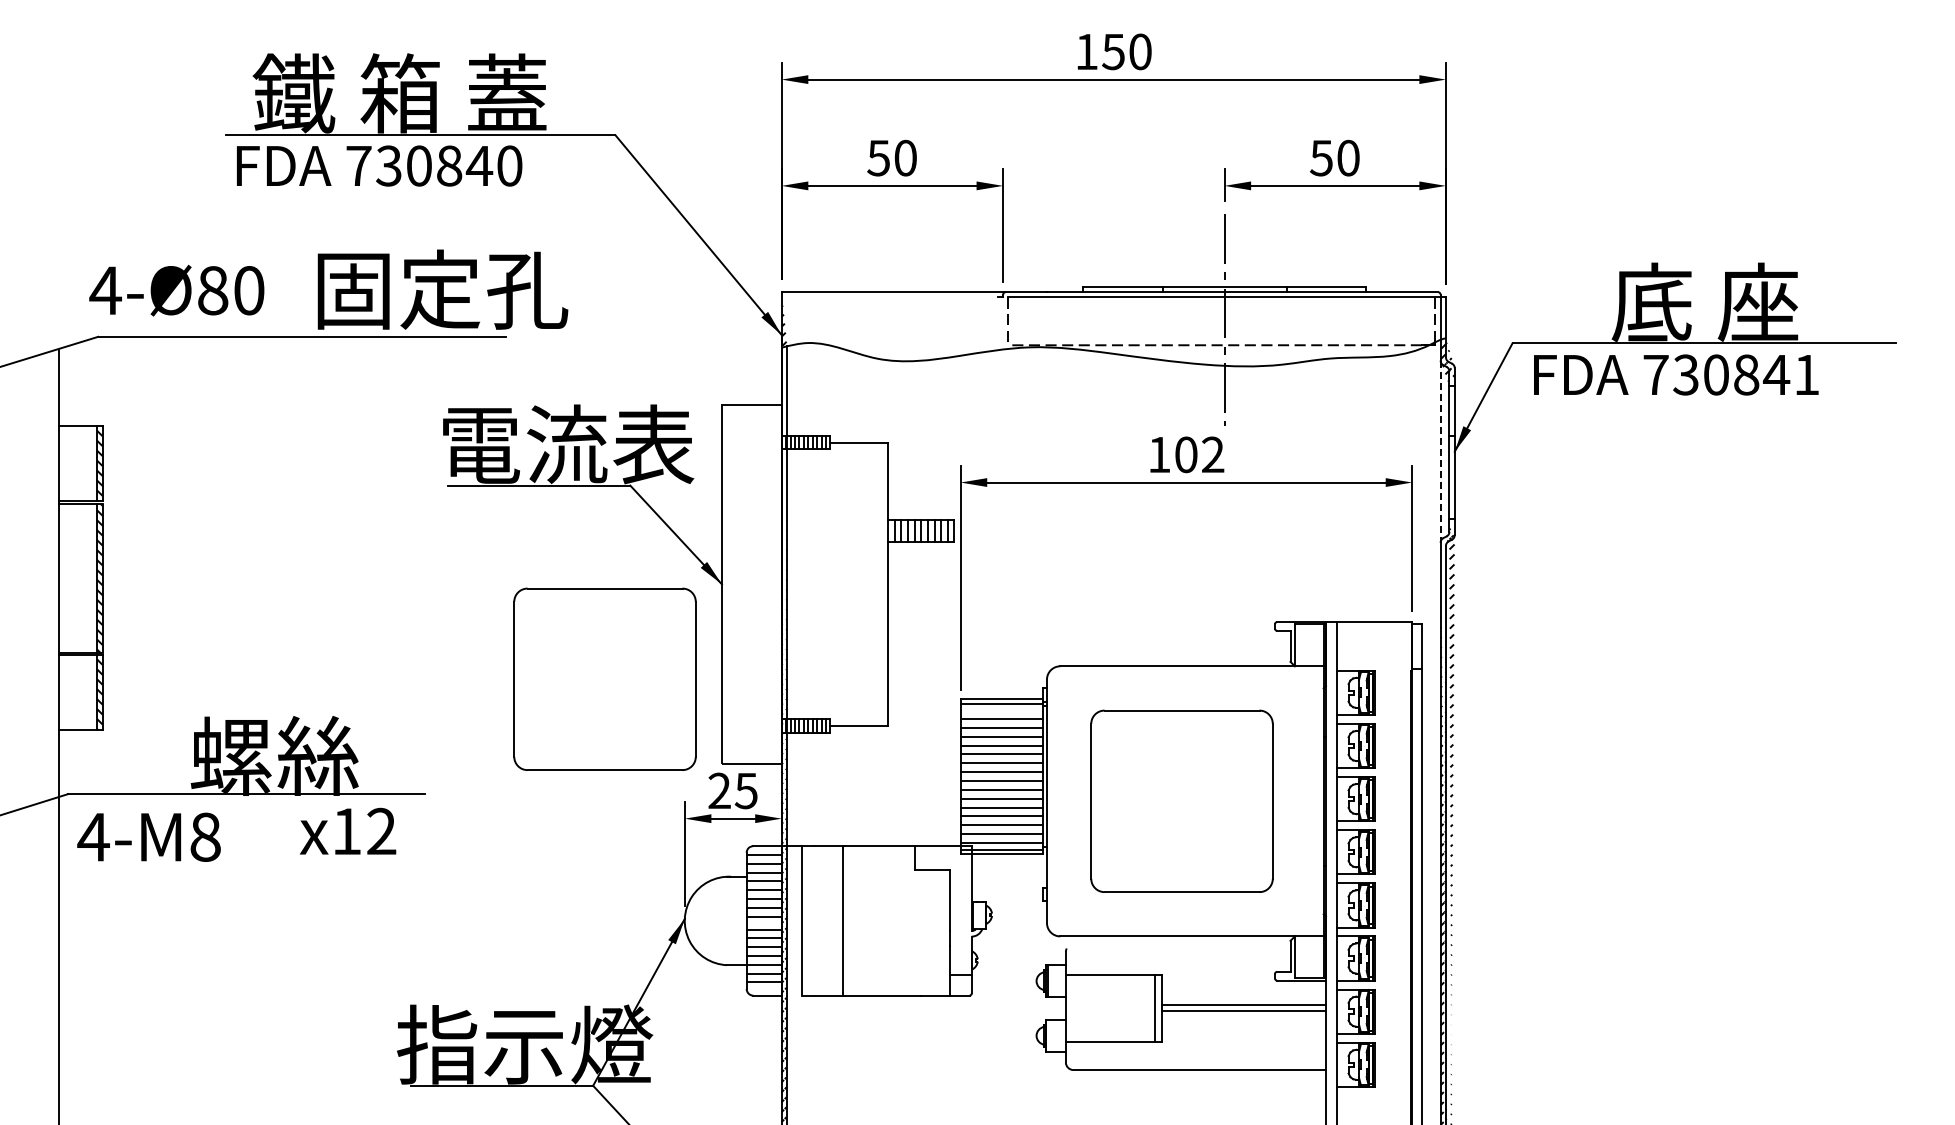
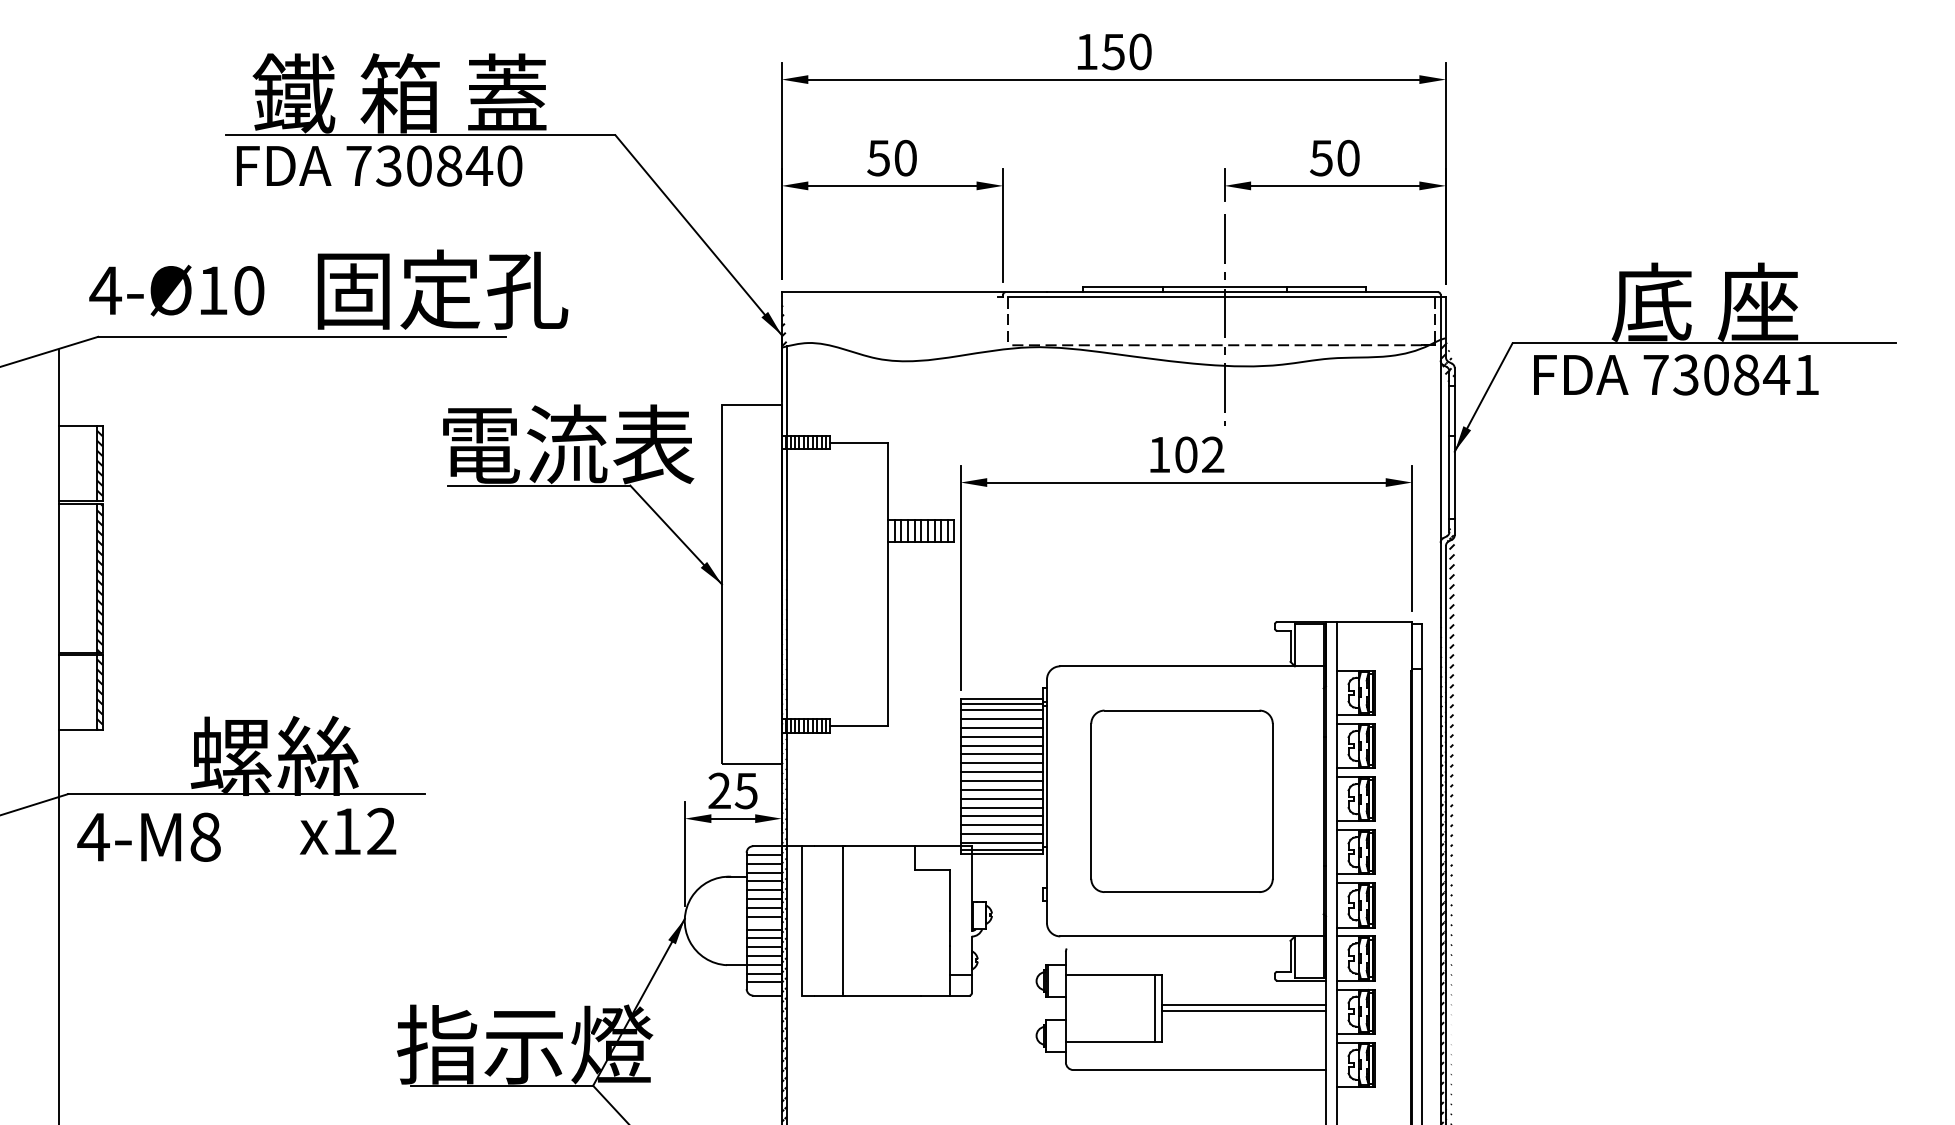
text: 4-Ø80 -> 4-Ø10 (213, 290)
line: dashed -> solid (1440, 452)
part: present -> none (604, 678)
line: none -> present (1001, 710)
